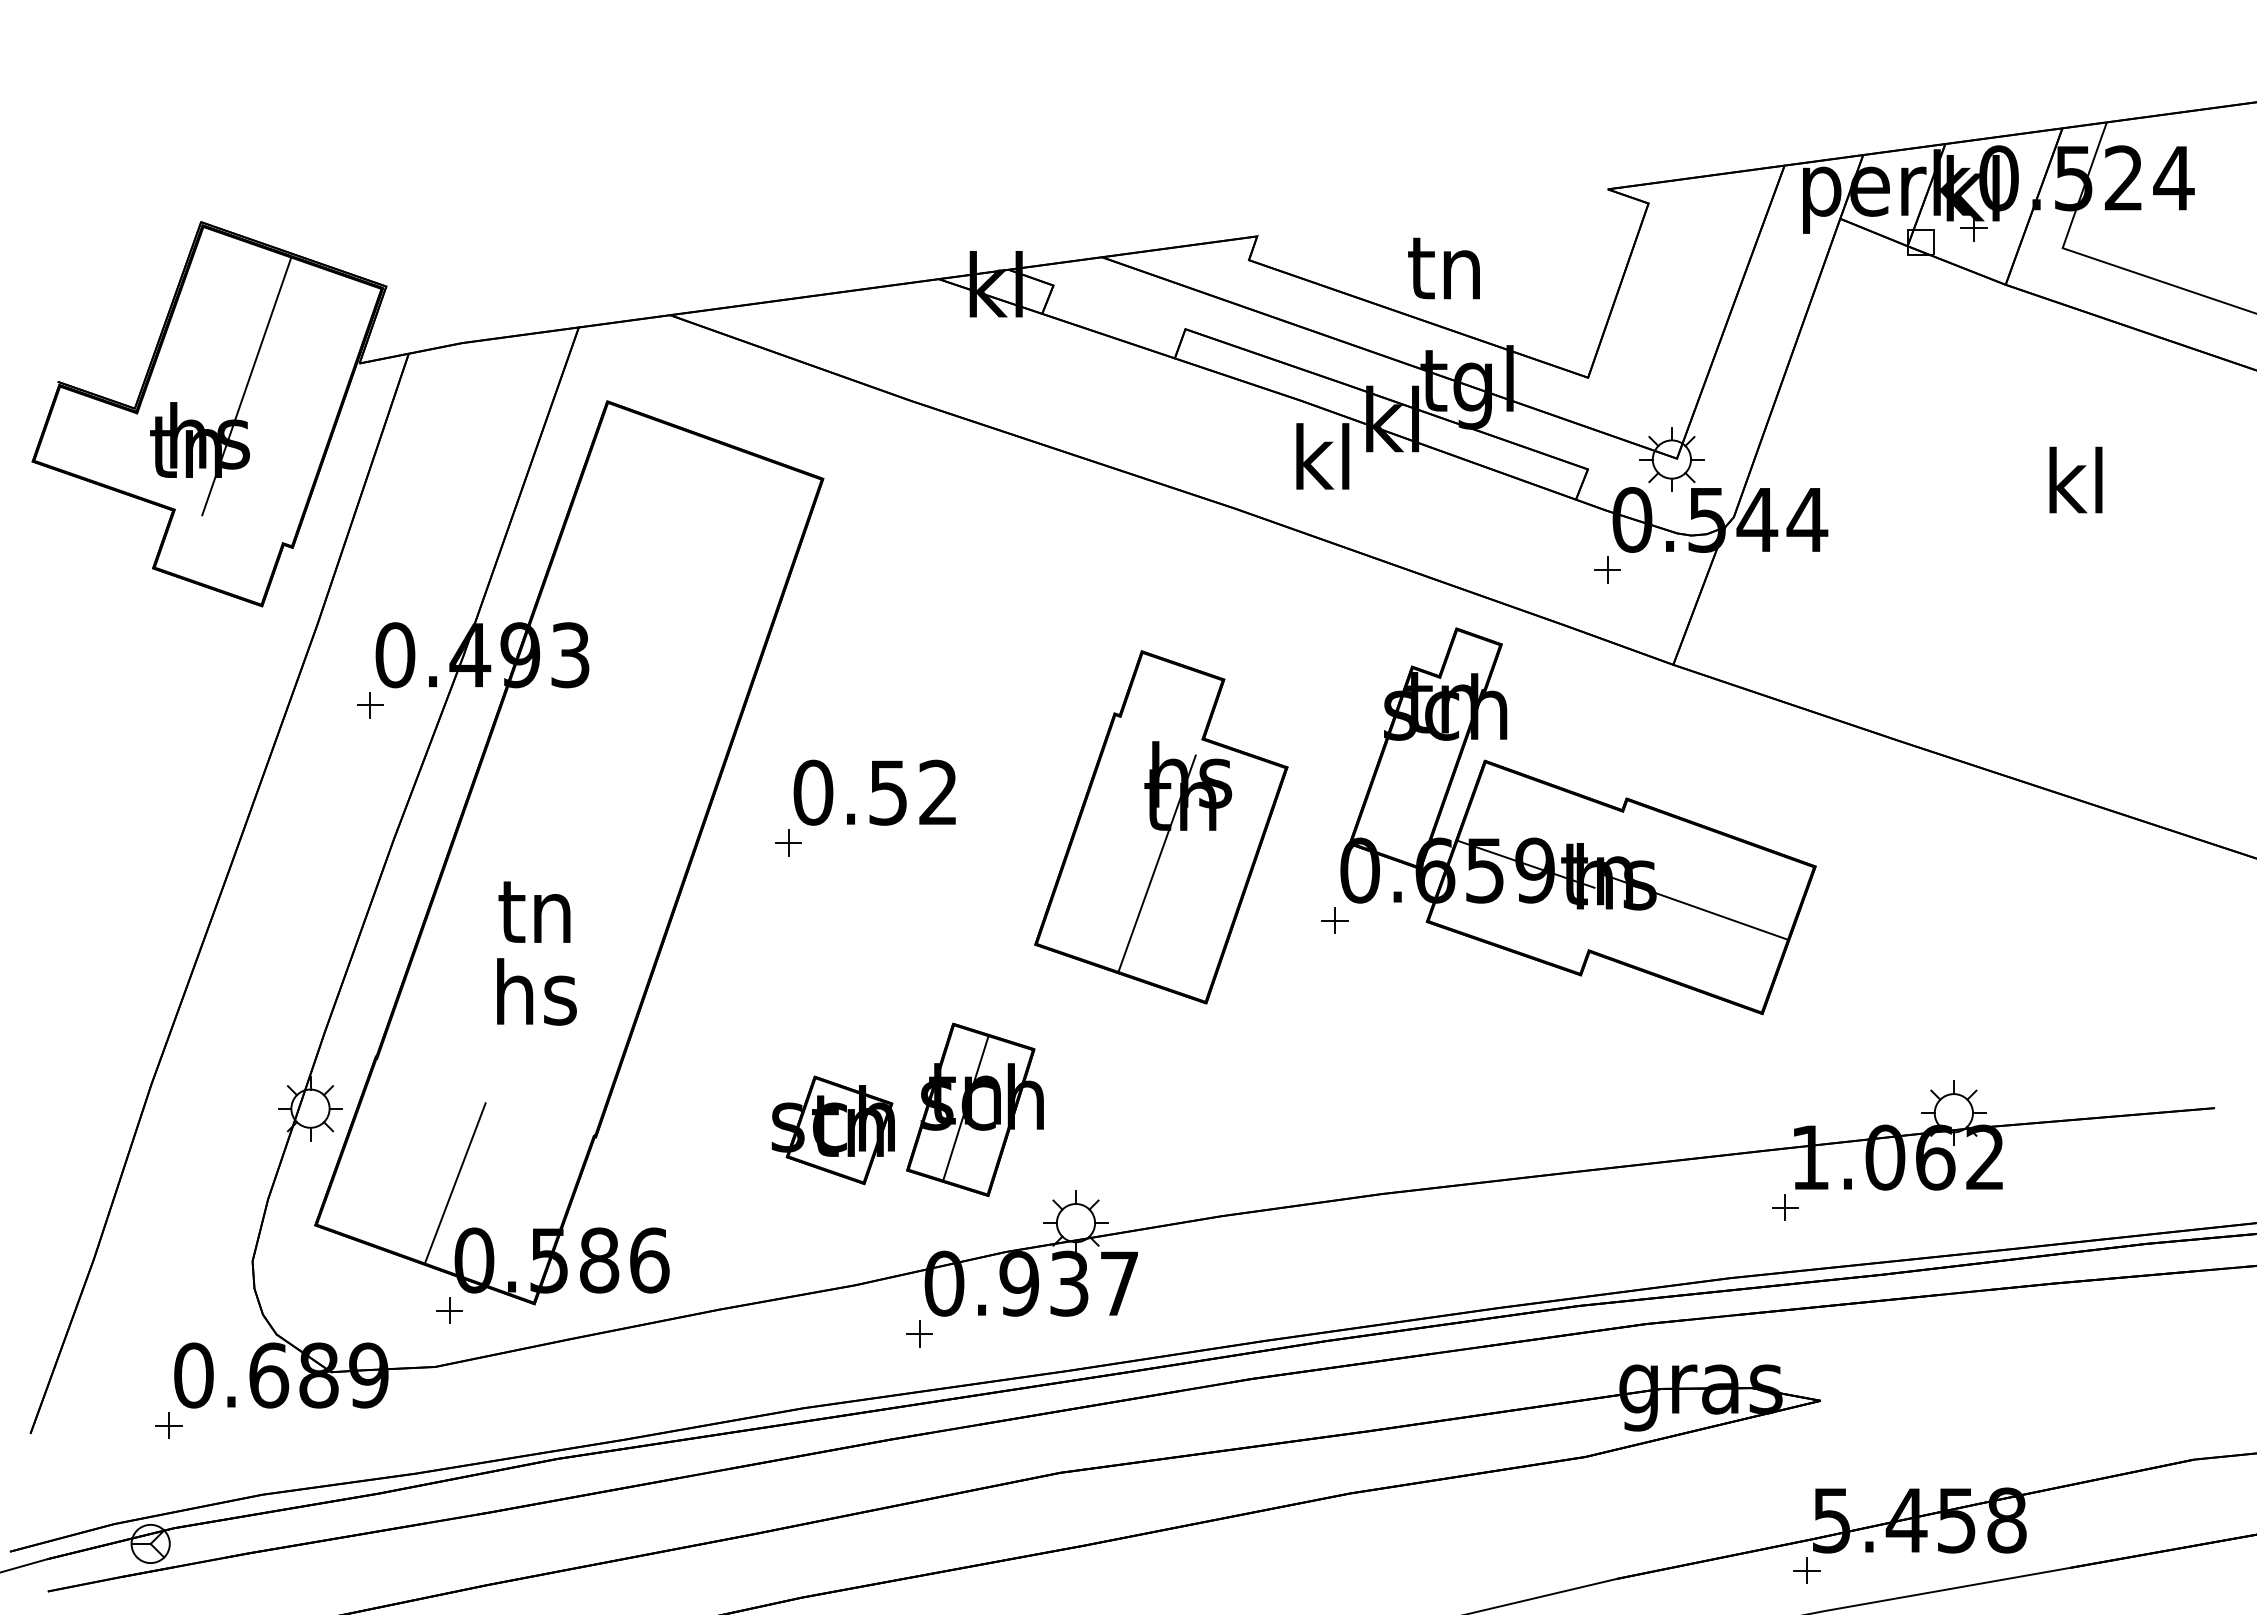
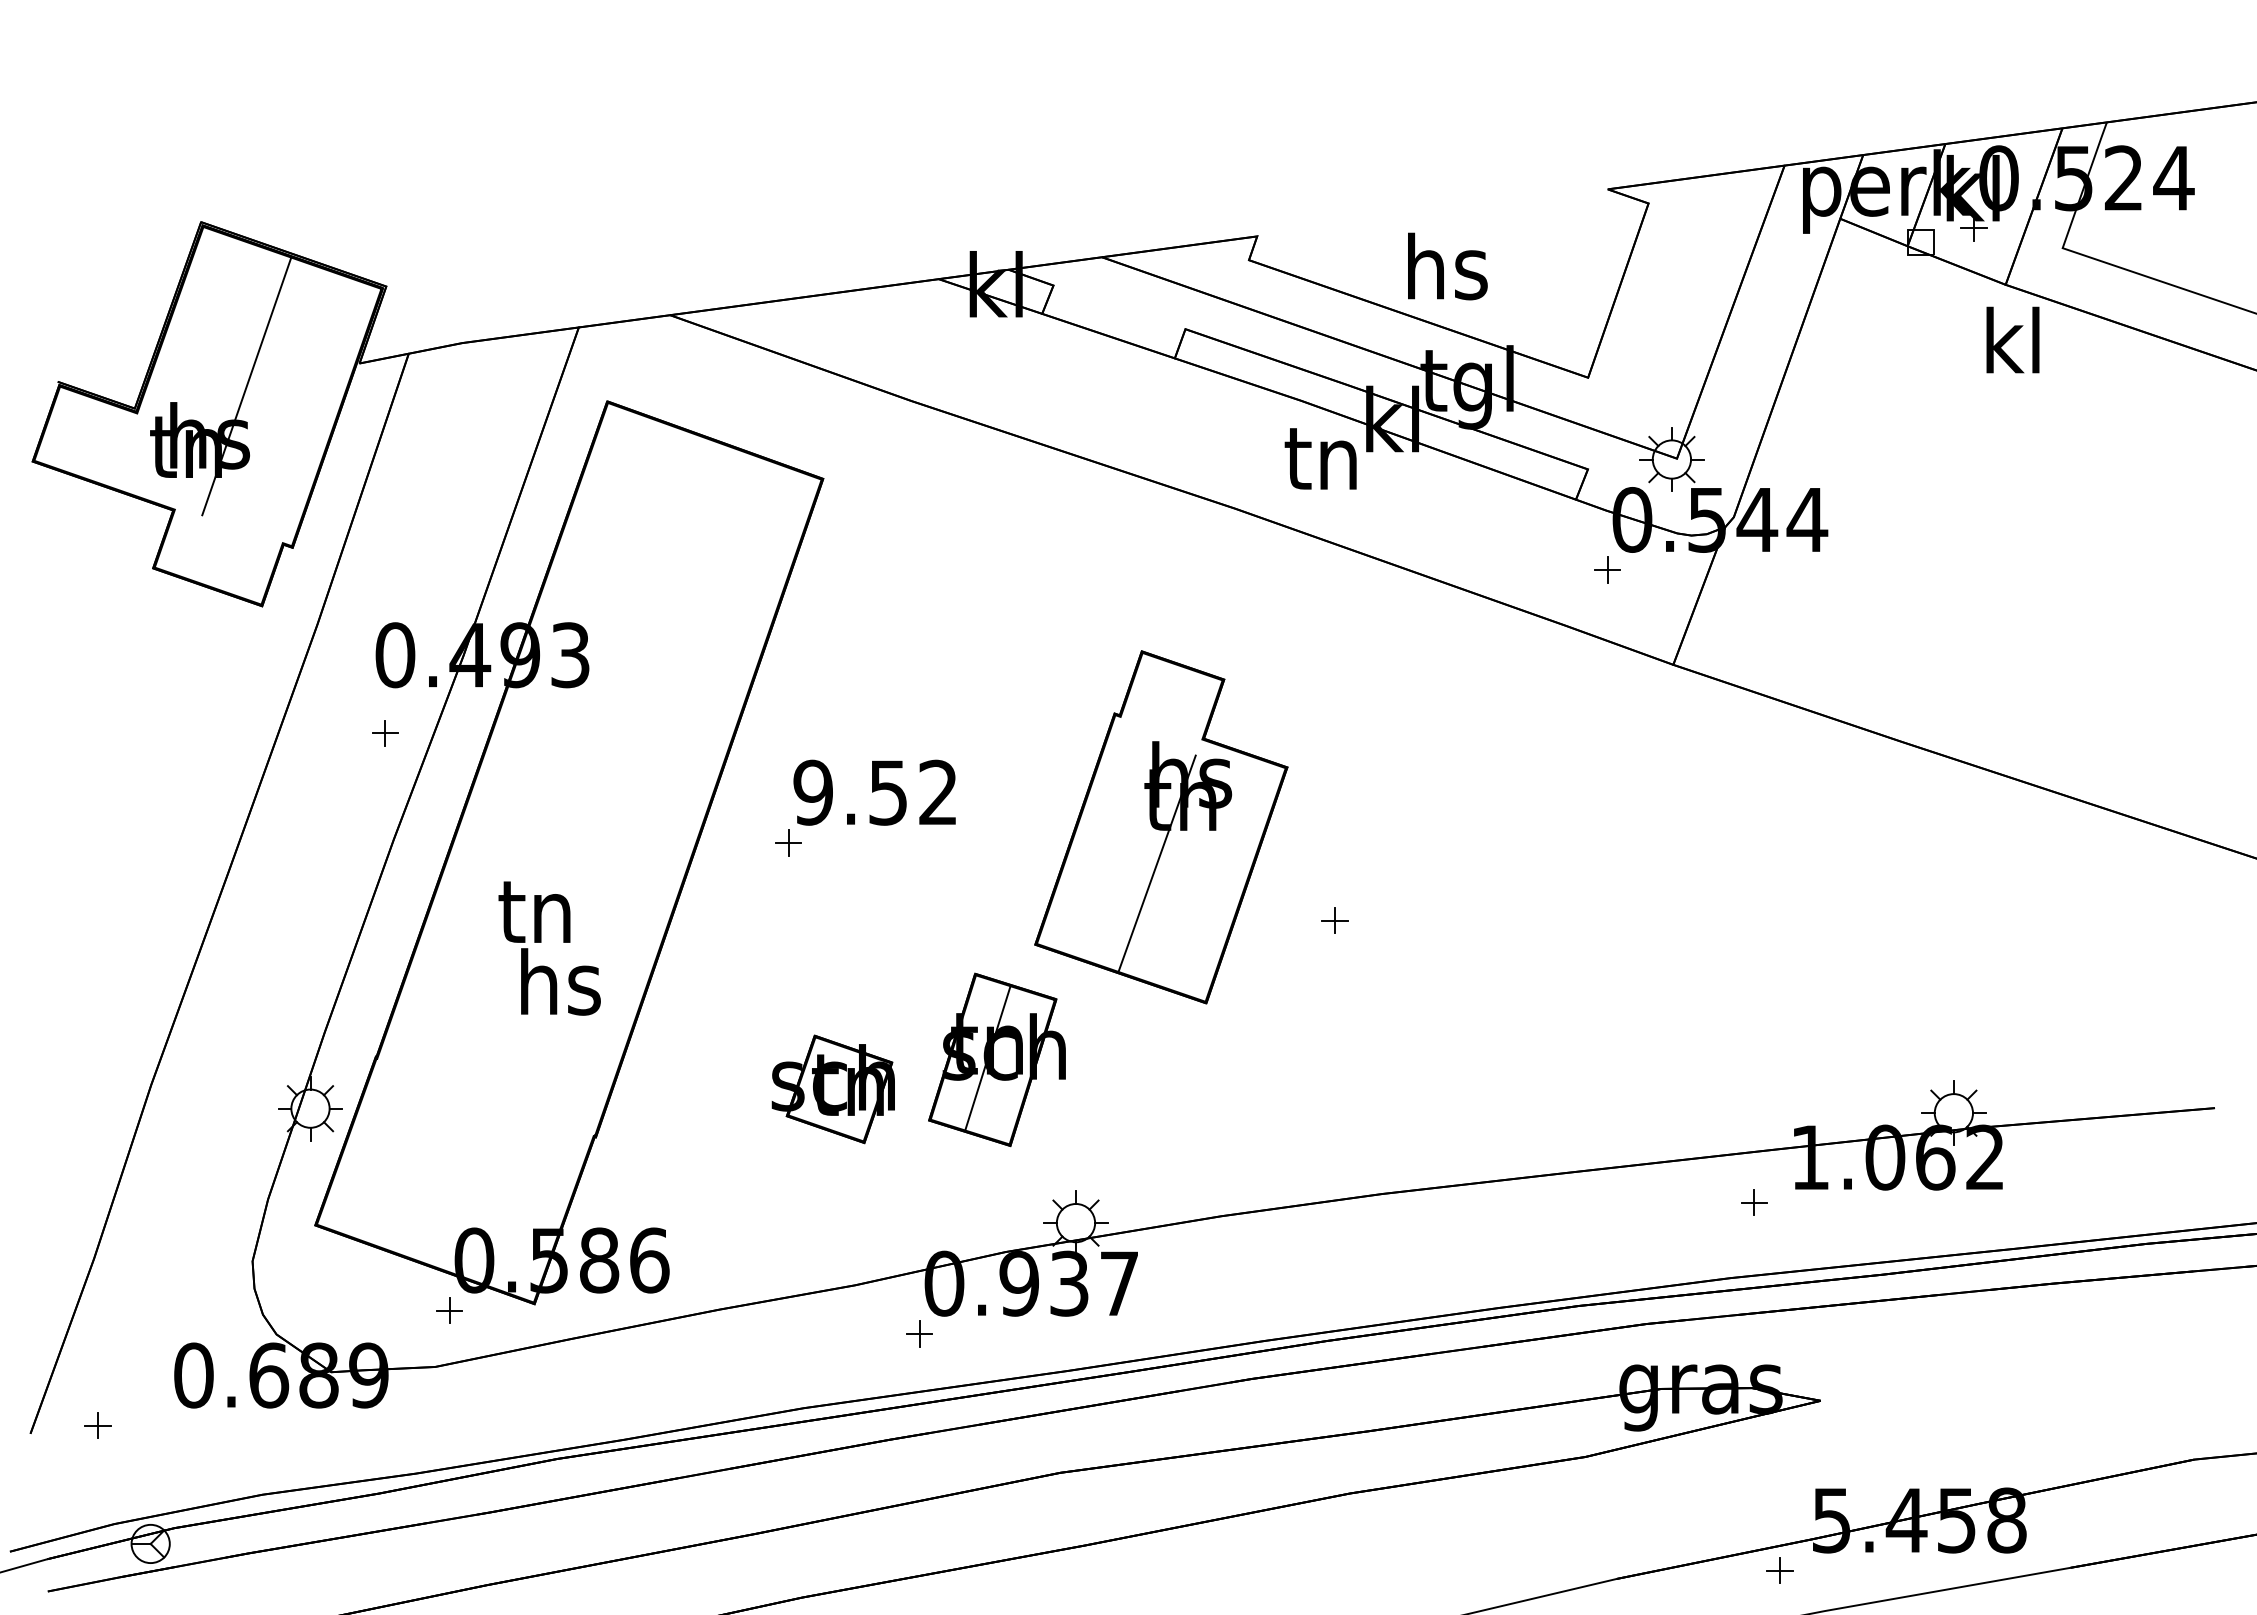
text: tn -> hs (1447, 266)
text: kl -> tn (1320, 456)
text position: (2075, 479) -> (2012, 339) (2012, 339)
part position: (370, 705) -> (385, 733) (385, 733)
text: 0.52 -> 9.52 (813, 792)
part: present -> none (1578, 821)
text position: (536, 991) -> (560, 981) (560, 981)
part position: (974, 1109) -> (996, 1059) (996, 1059)
part position: (832, 1130) -> (832, 1089) (832, 1089)
line: present -> none (455, 1182)
part position: (1785, 1207) -> (1754, 1202) (1754, 1202)
part position: (168, 1425) -> (97, 1425) (97, 1425)
part position: (1806, 1570) -> (1779, 1570) (1779, 1570)
